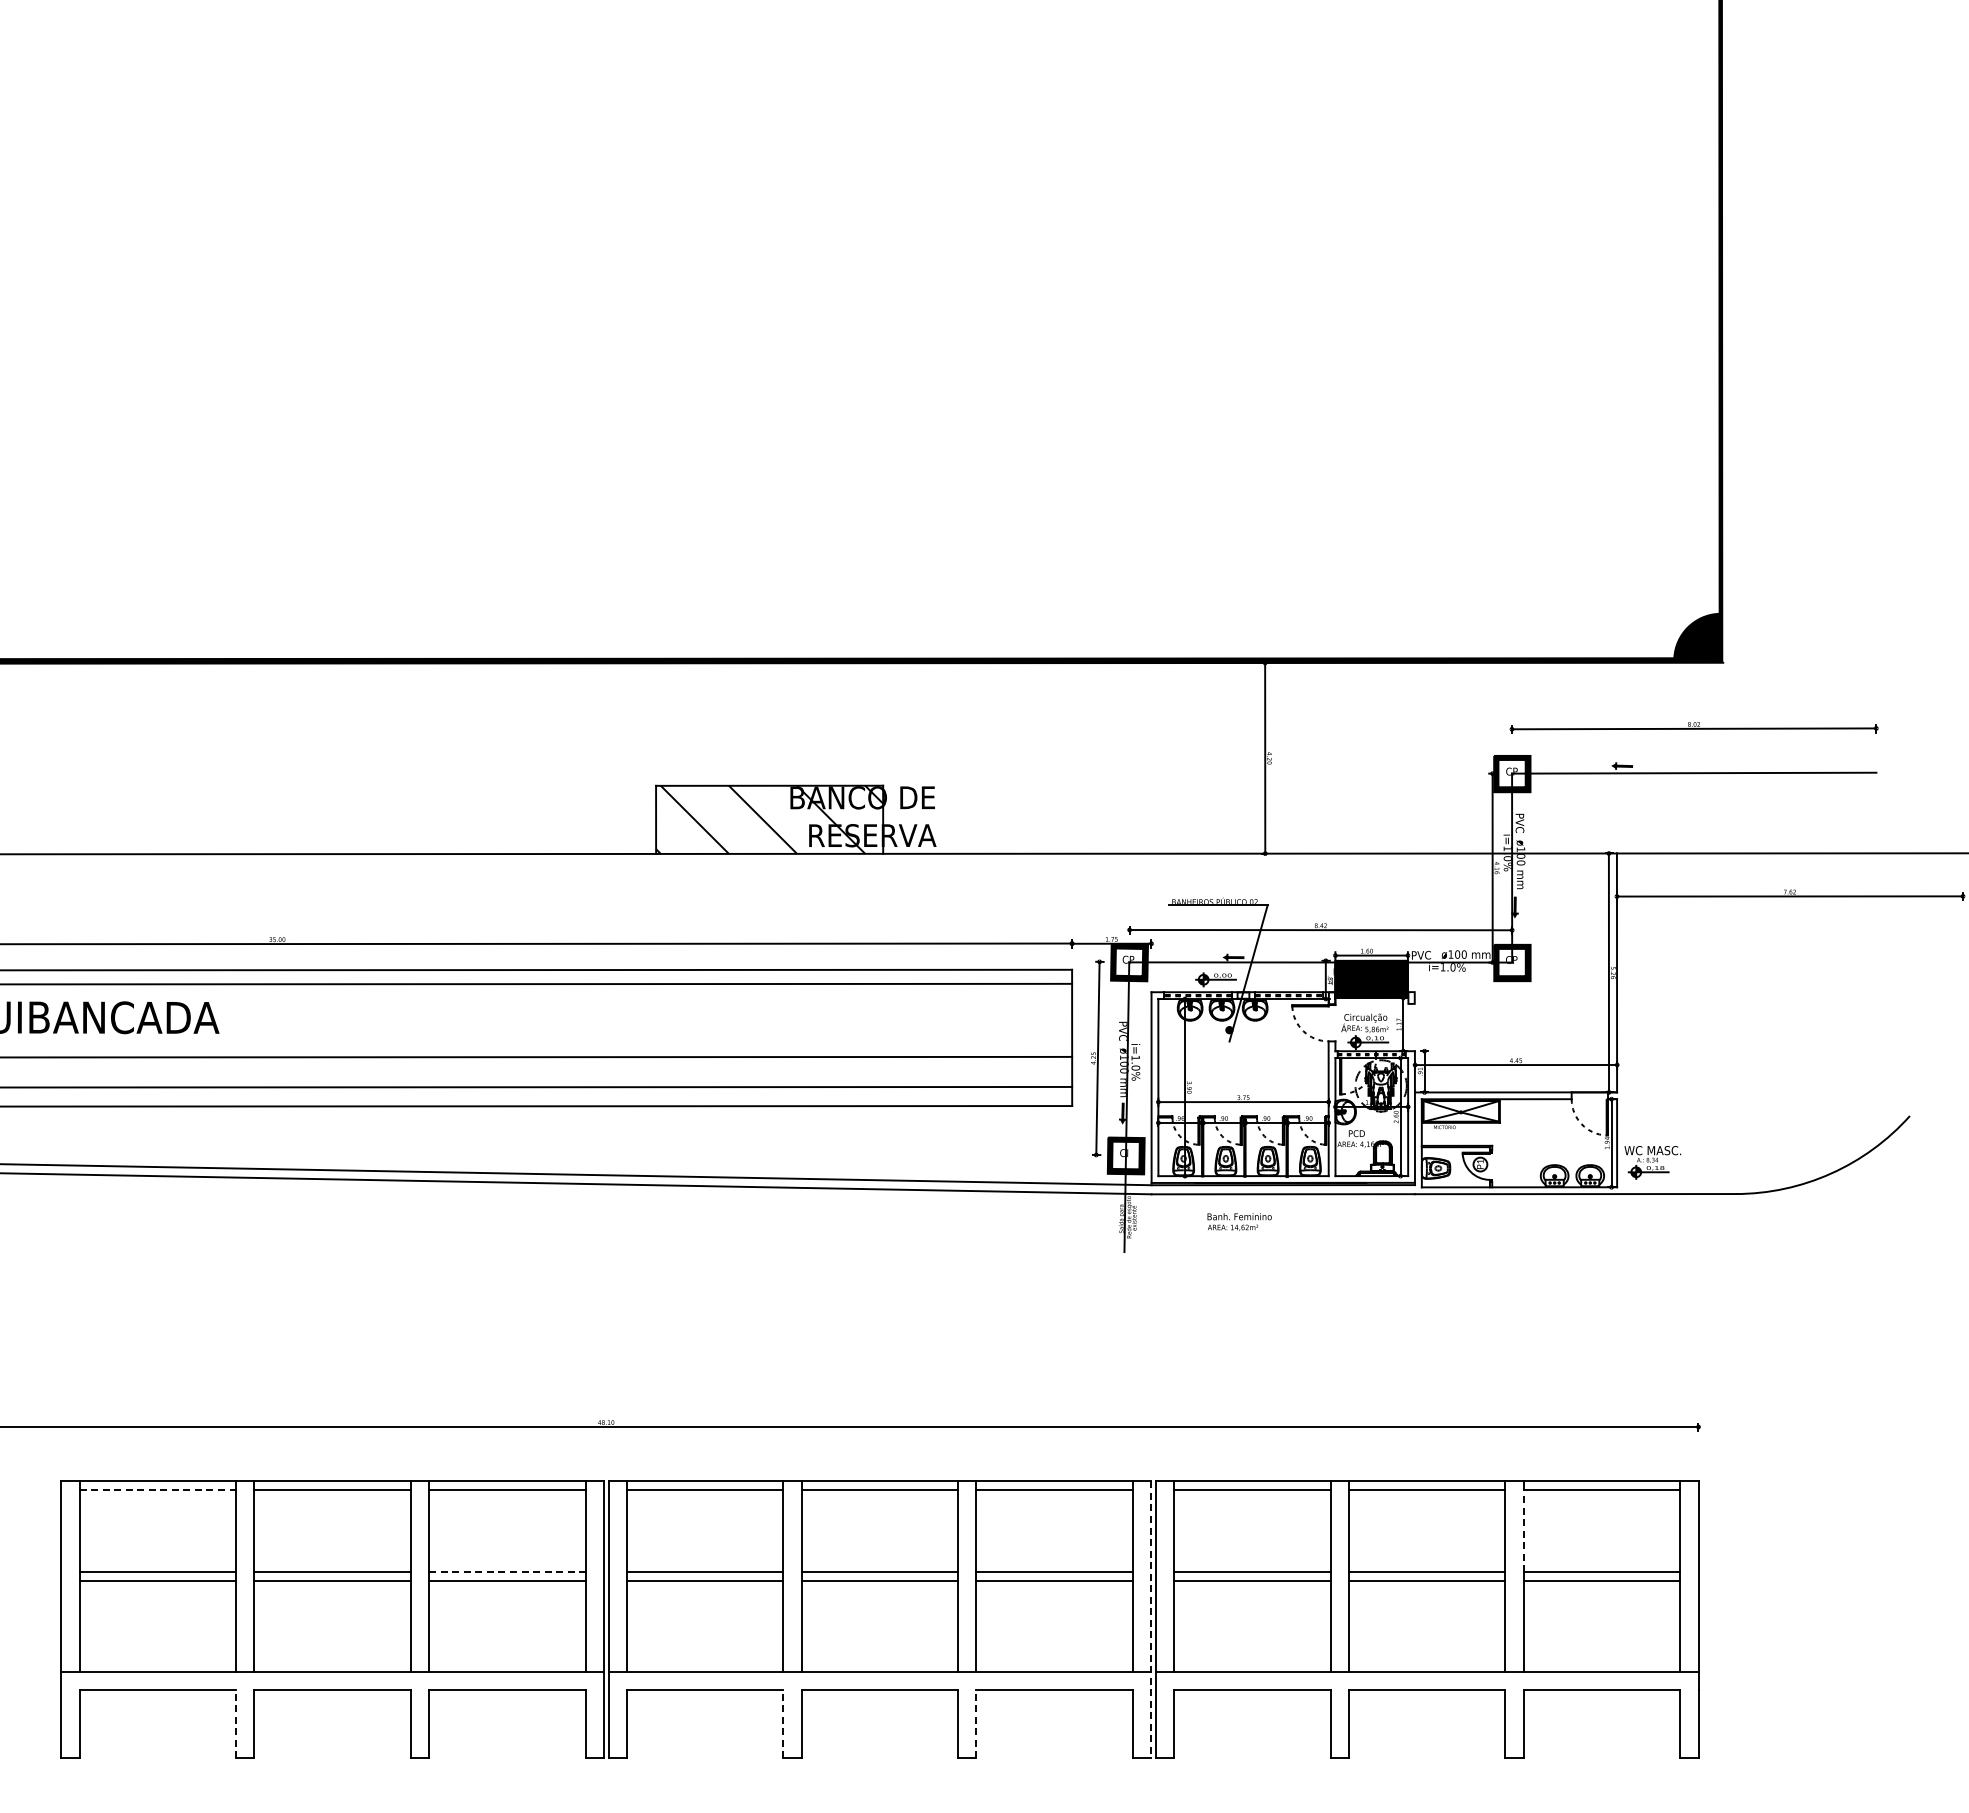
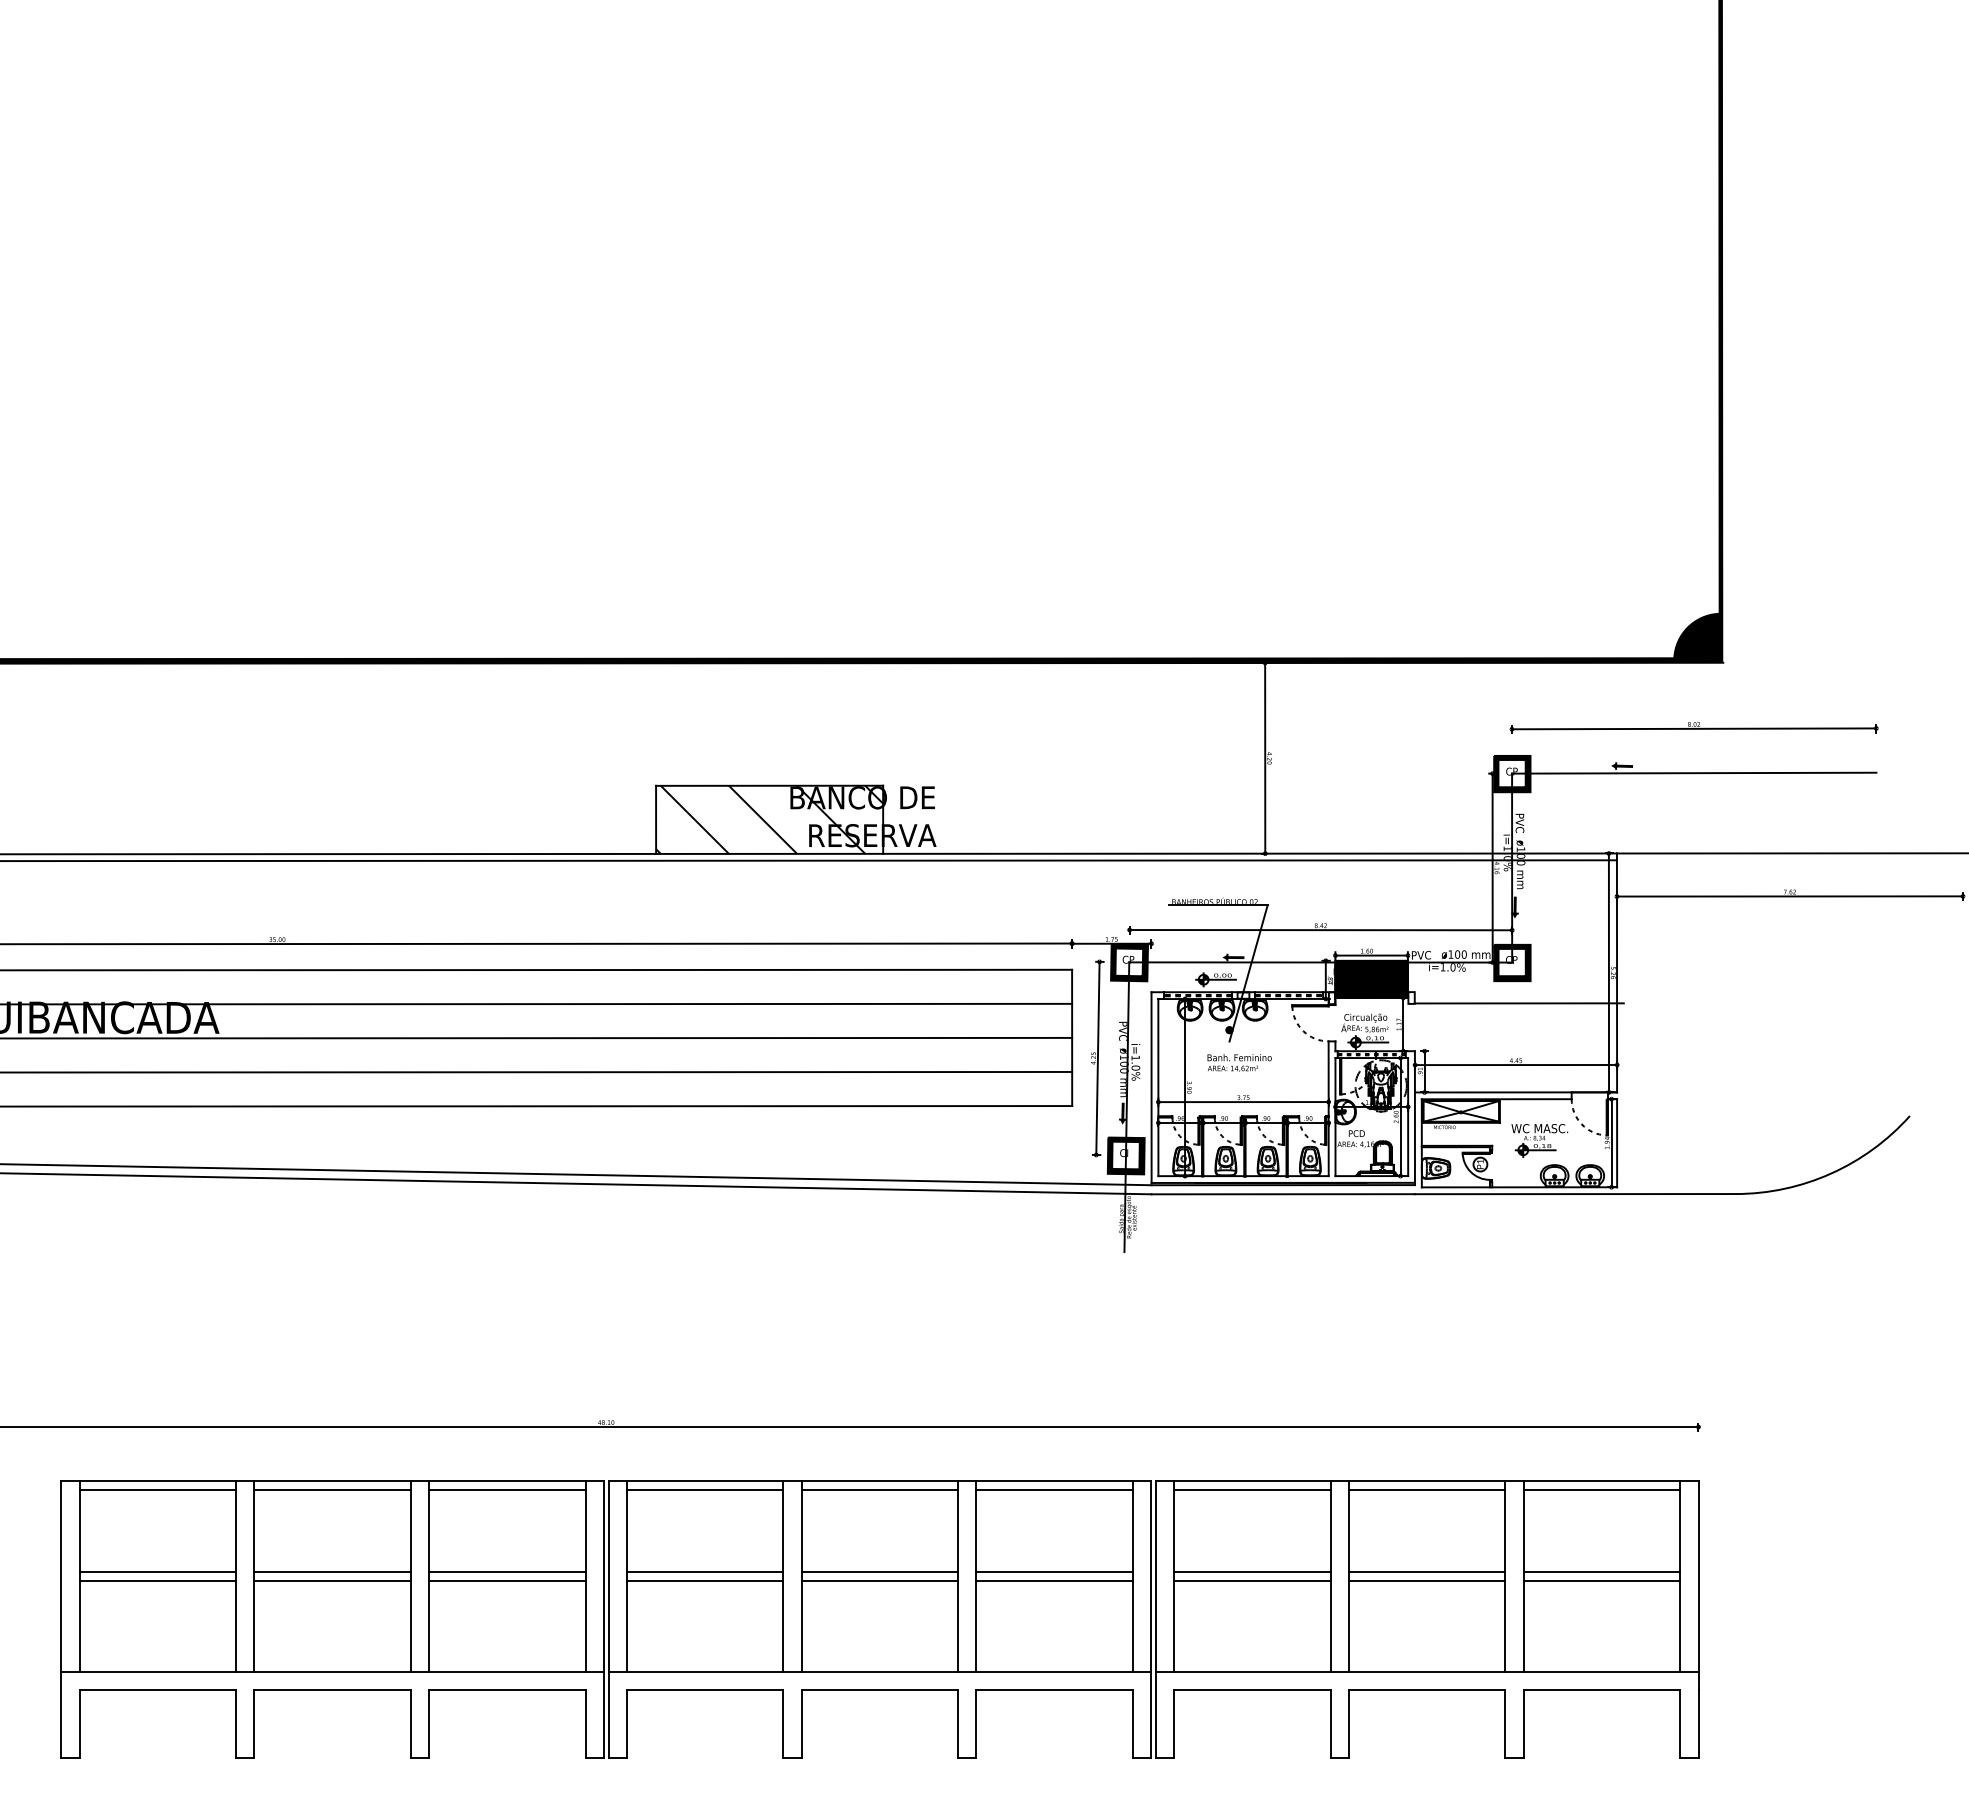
line: none -> present (809, 860)
line position: (537, 983) -> (537, 1003) (537, 1003)
line: none -> present (1518, 1003)
line position: (537, 1056) -> (537, 1037) (537, 1037)
line position: (537, 1086) -> (537, 1071) (537, 1071)
part position: (1652, 1162) -> (1539, 1140) (1539, 1140)
text position: (1239, 1221) -> (1239, 1062) (1239, 1062)
line: dashed -> solid (158, 1490)
line: dashed -> solid (1523, 1531)
line: dashed -> solid (508, 1572)
line: dashed -> solid (1151, 1619)
line: dashed -> solid (236, 1723)
line: dashed -> solid (783, 1723)
line: dashed -> solid (976, 1723)
